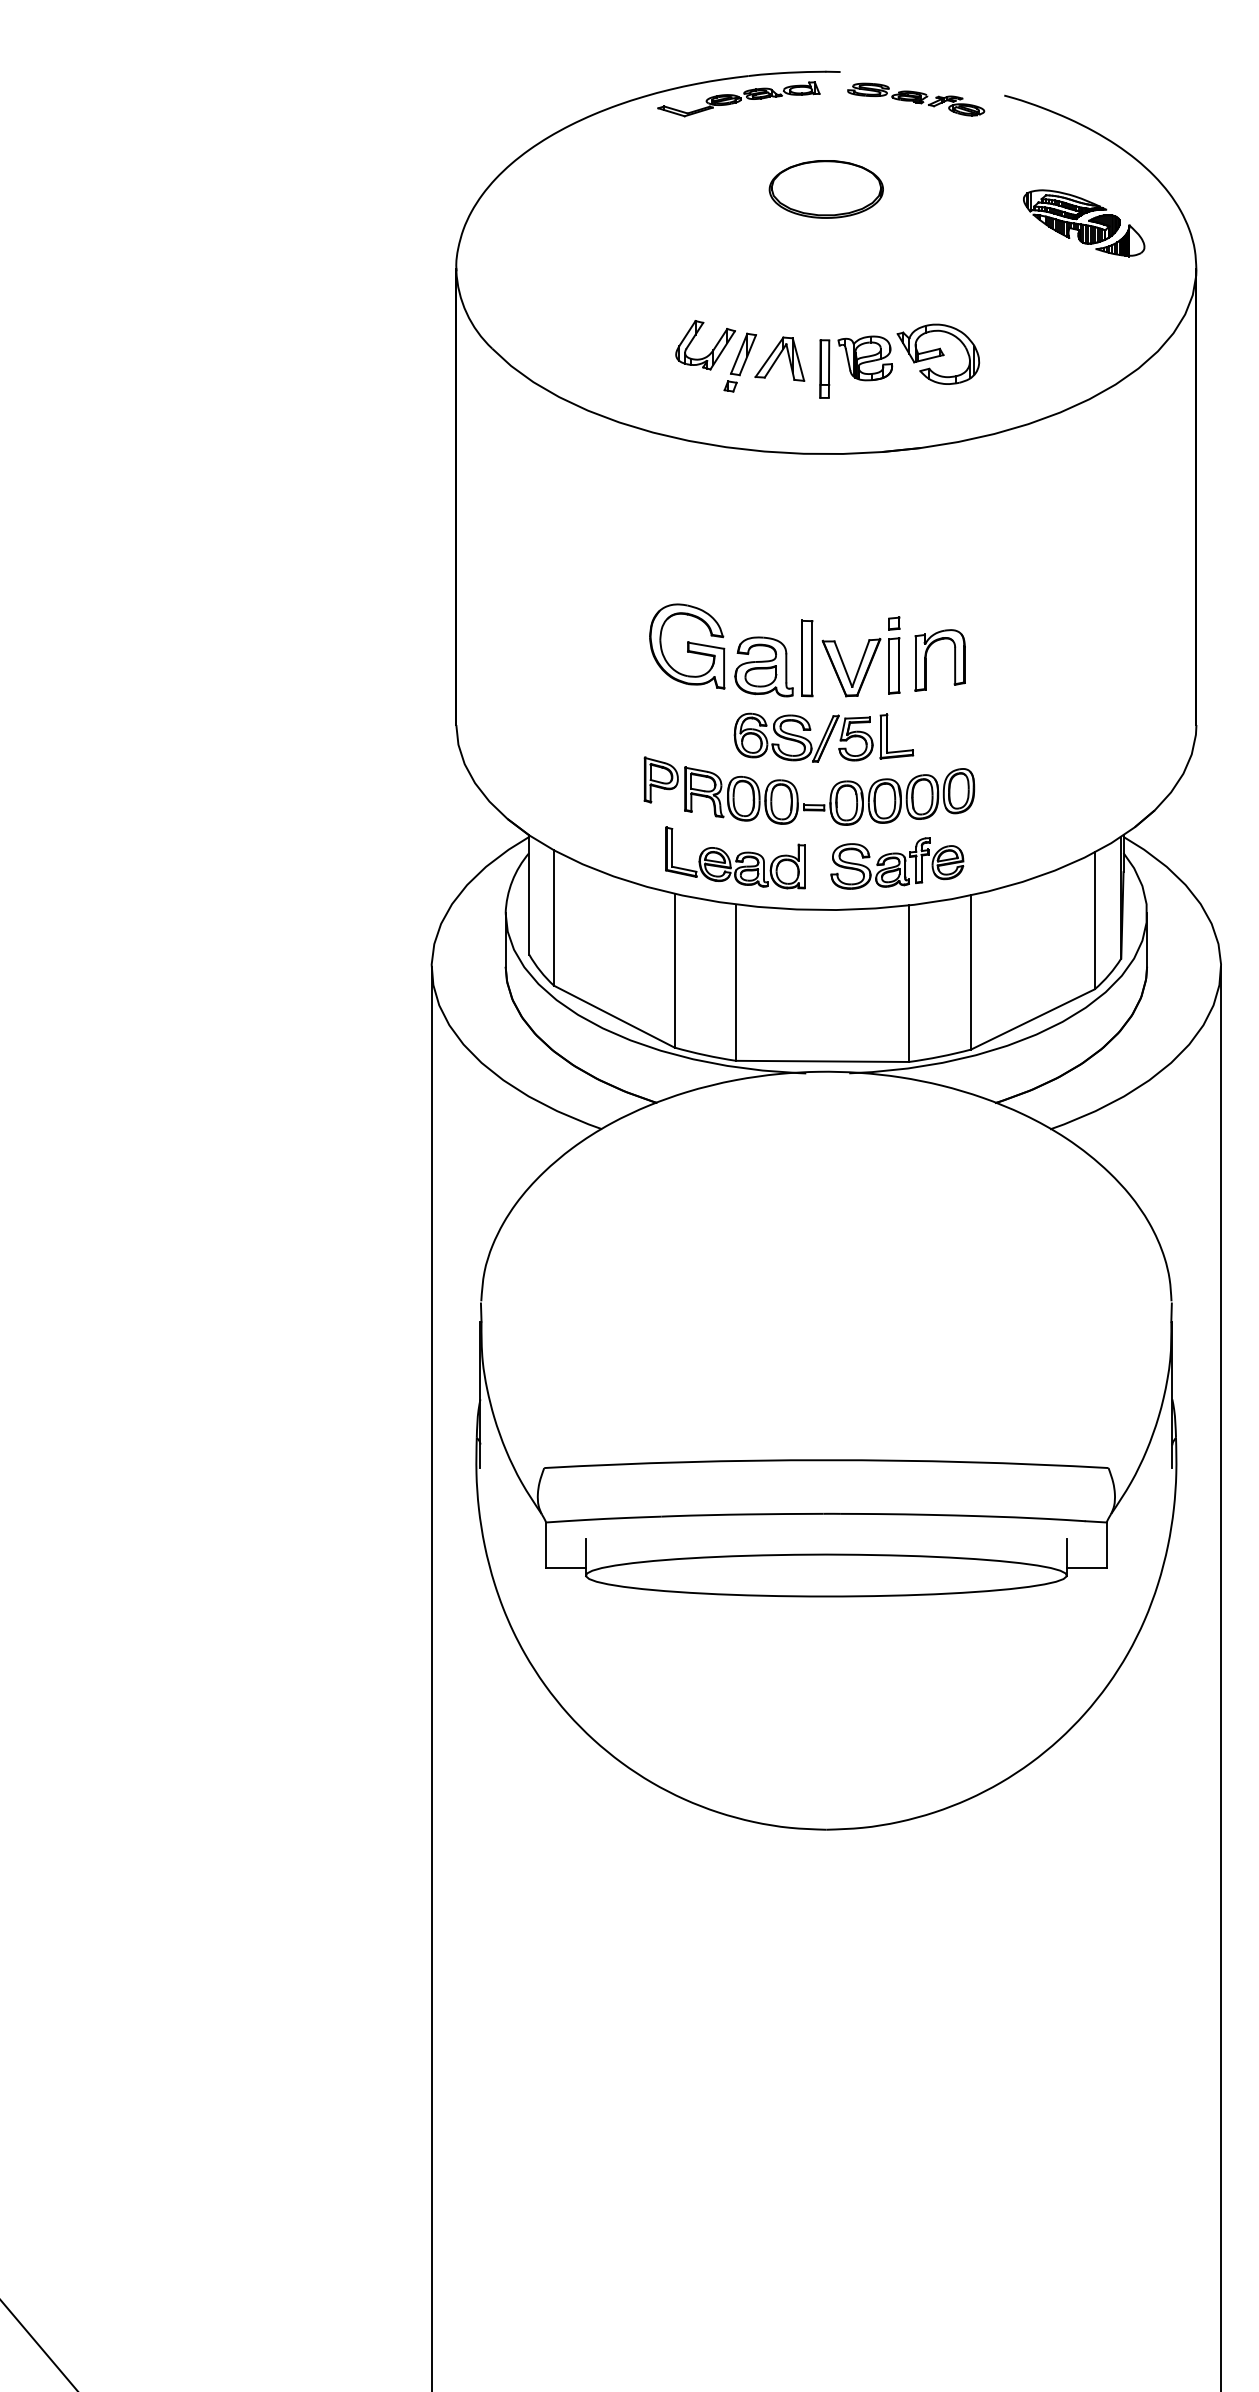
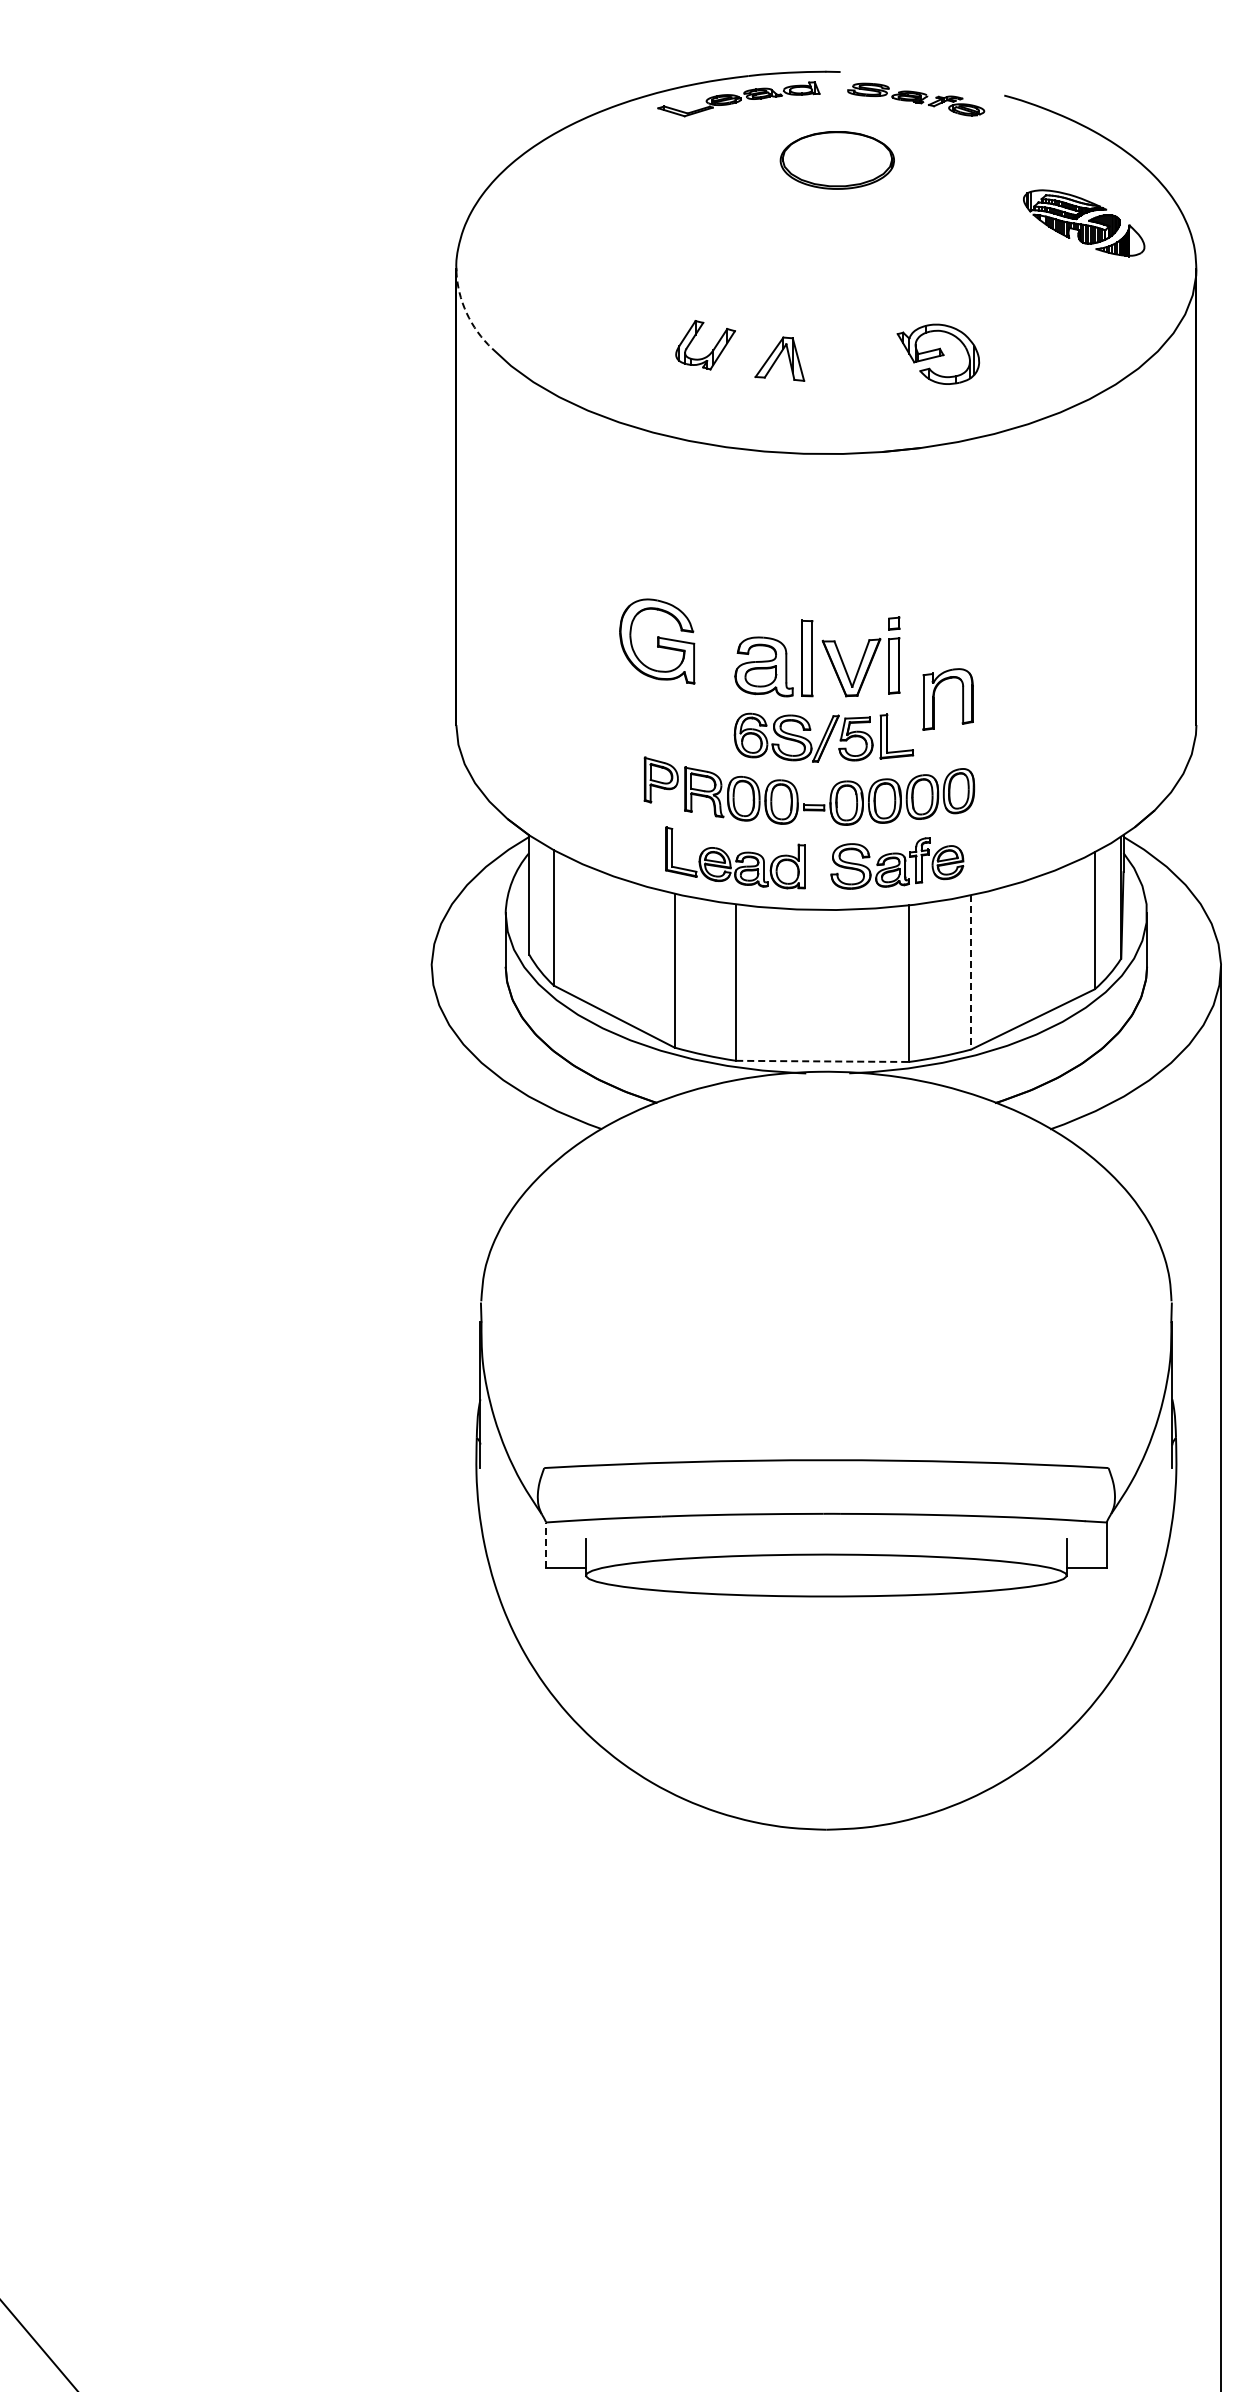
part position: (825, 189) -> (836, 160) (836, 160)
arc: solid -> dashed (466, 313)
part: present -> none (739, 362)
part: present -> none (856, 366)
part position: (687, 646) -> (657, 641) (657, 641)
part position: (926, 660) -> (934, 699) (934, 699)
line: solid -> dashed (971, 972)
line: solid -> dashed (823, 1061)
line: solid -> dashed (545, 1545)
line: present -> none (431, 1677)
